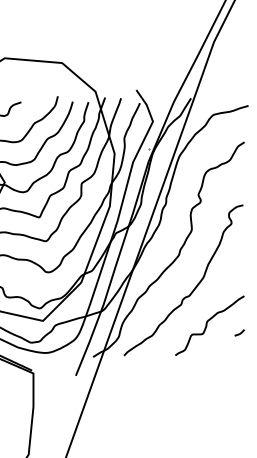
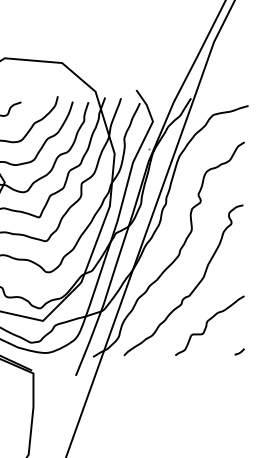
line position: (240, 332) -> (240, 351) (240, 351)
